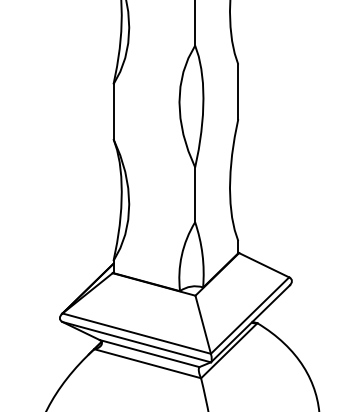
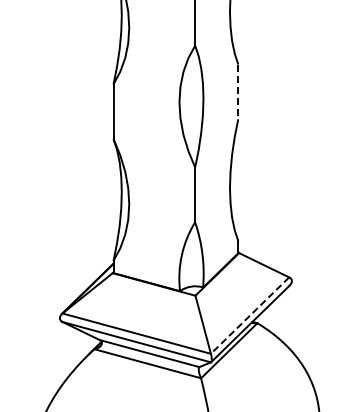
line: solid -> dashed (238, 92)
line: solid -> dashed (250, 315)
